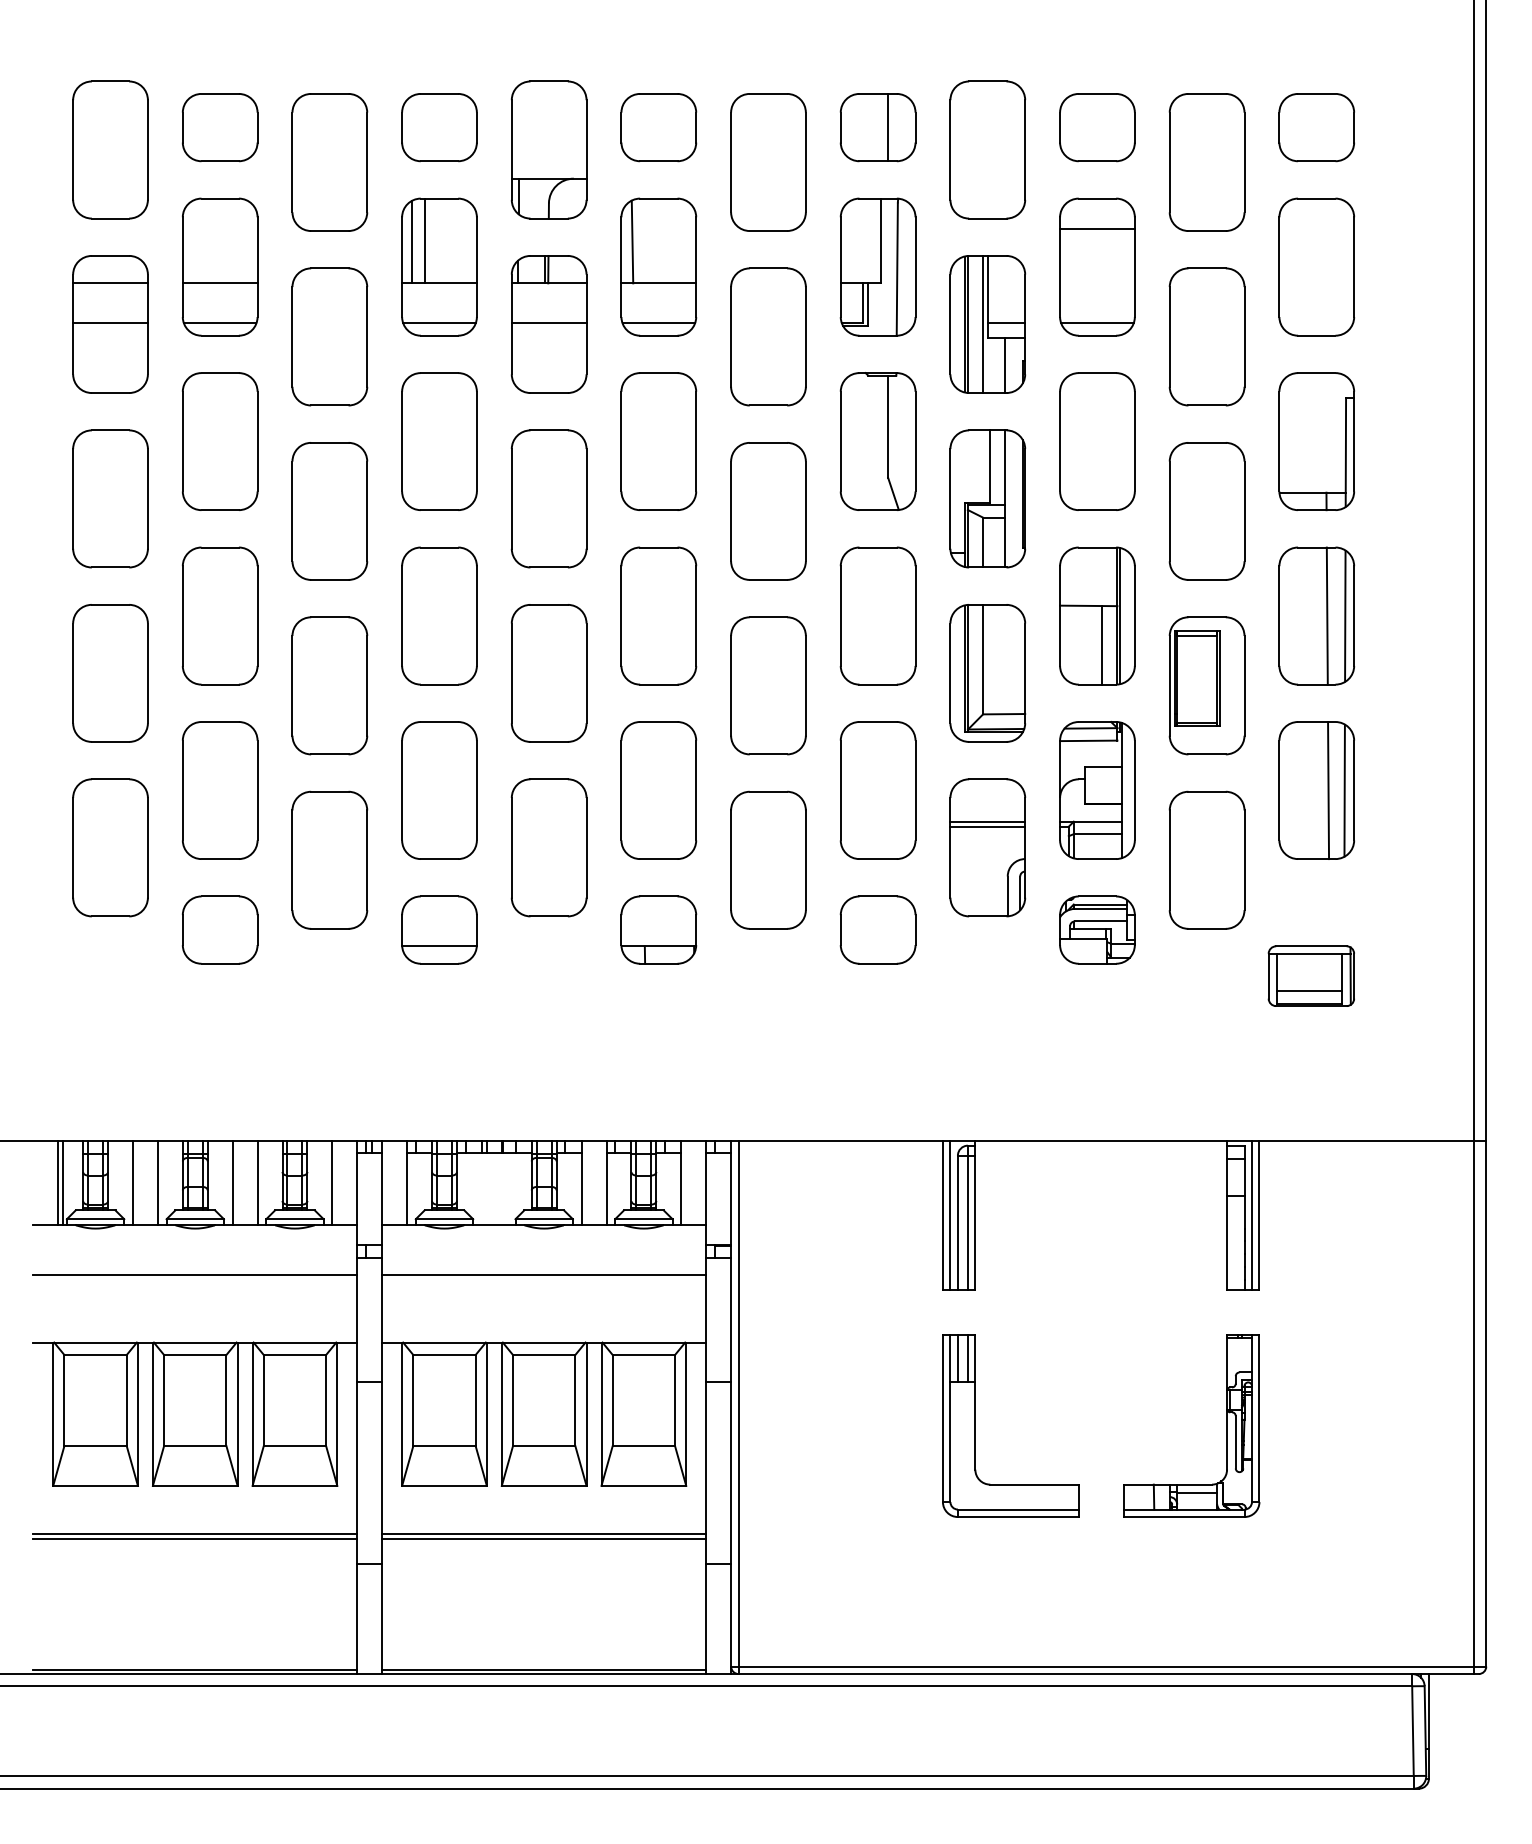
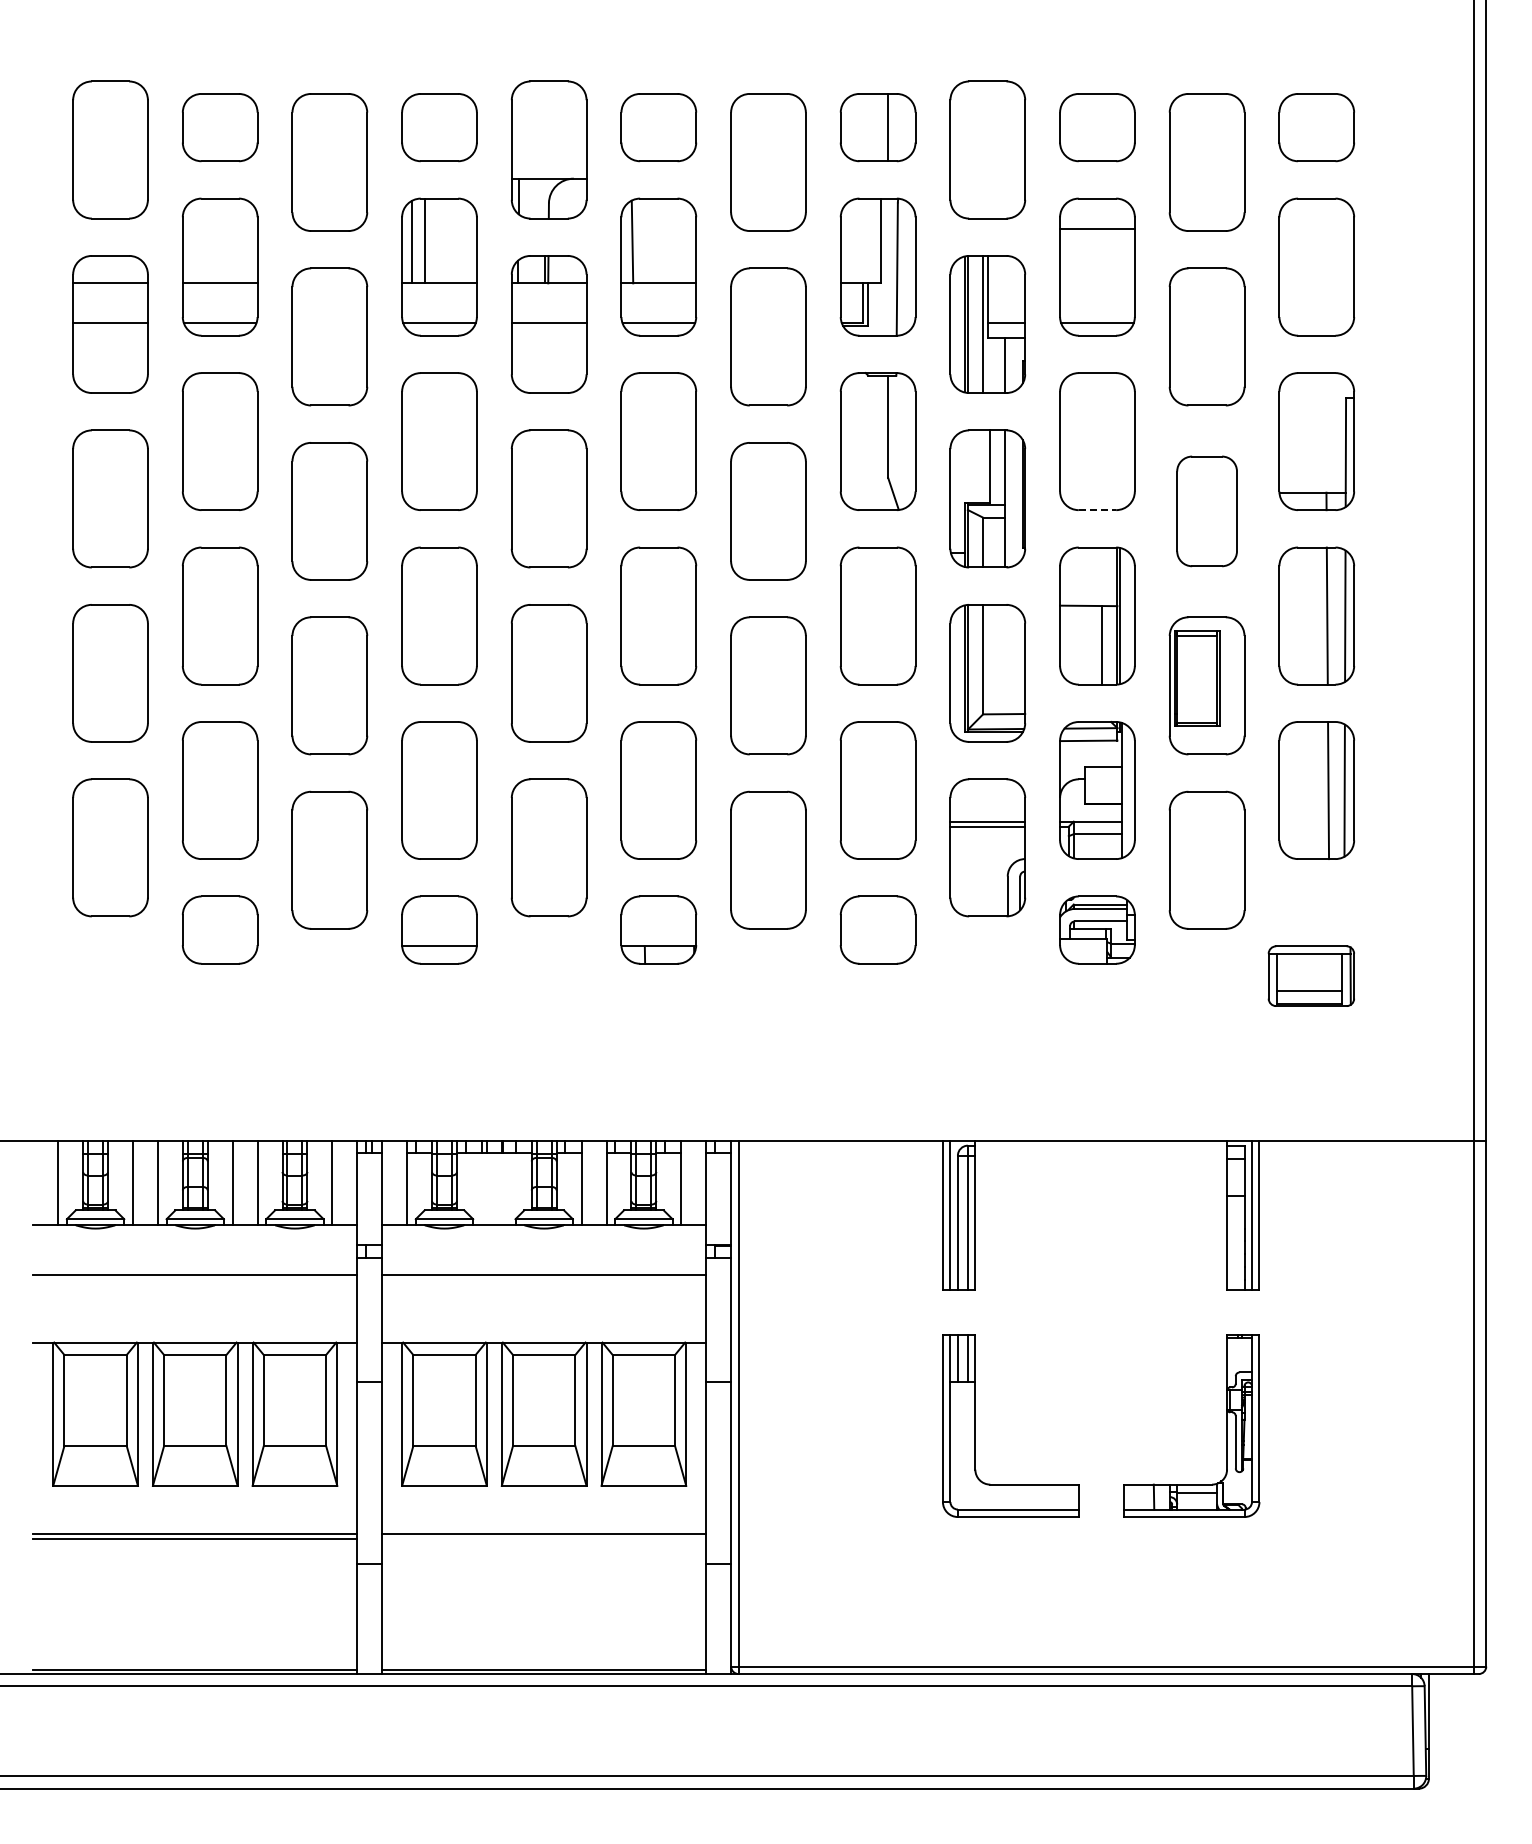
line: solid -> dashed (1097, 510)
part size: 78x139 px -> 62x113 px (1206, 511)
line: present -> none (63, 1182)
line: present -> none (544, 1539)
